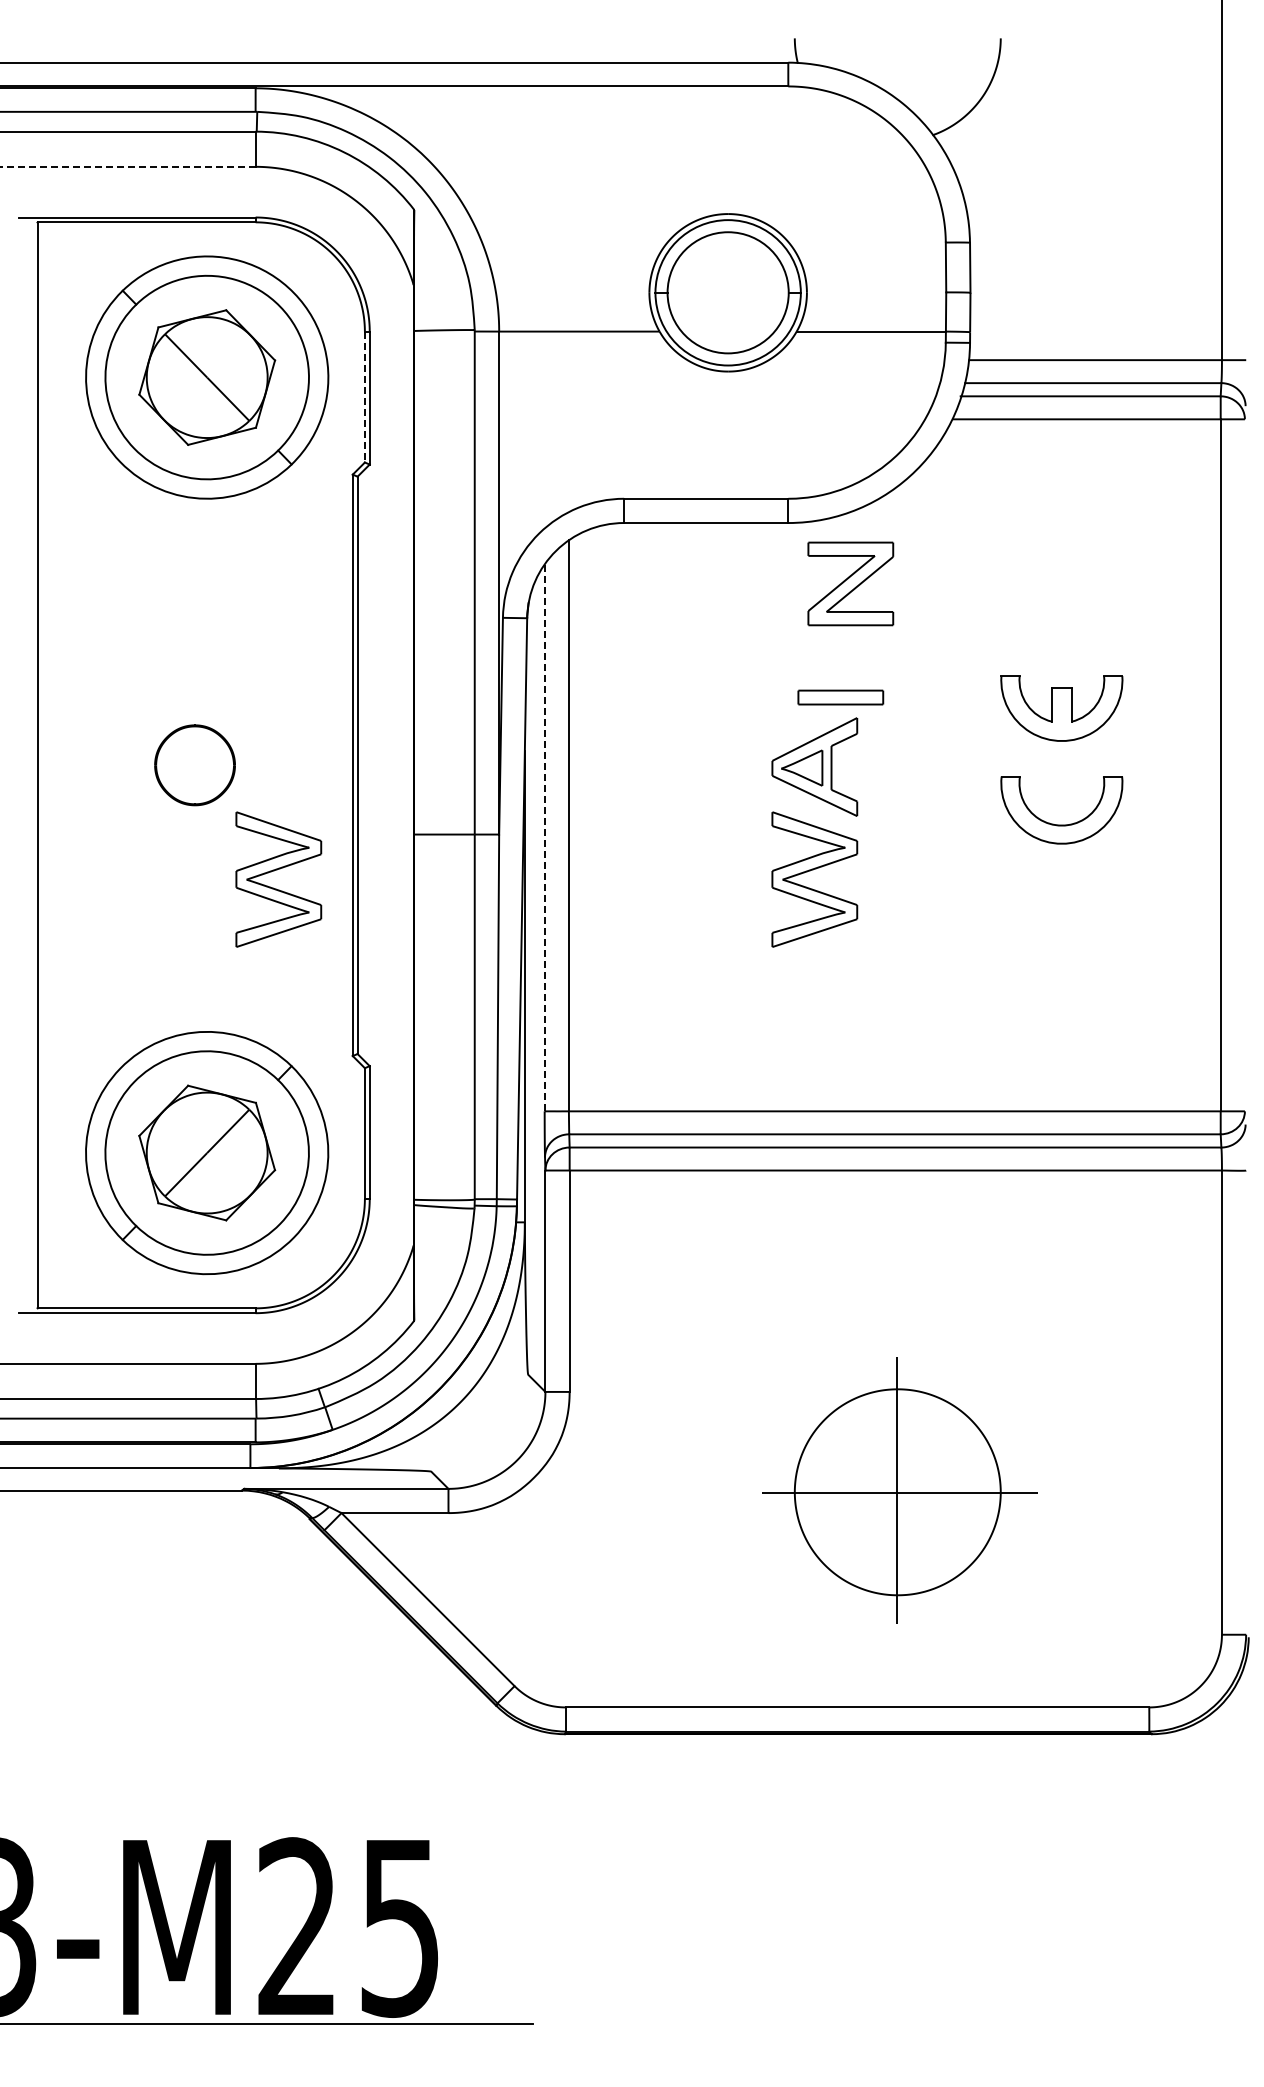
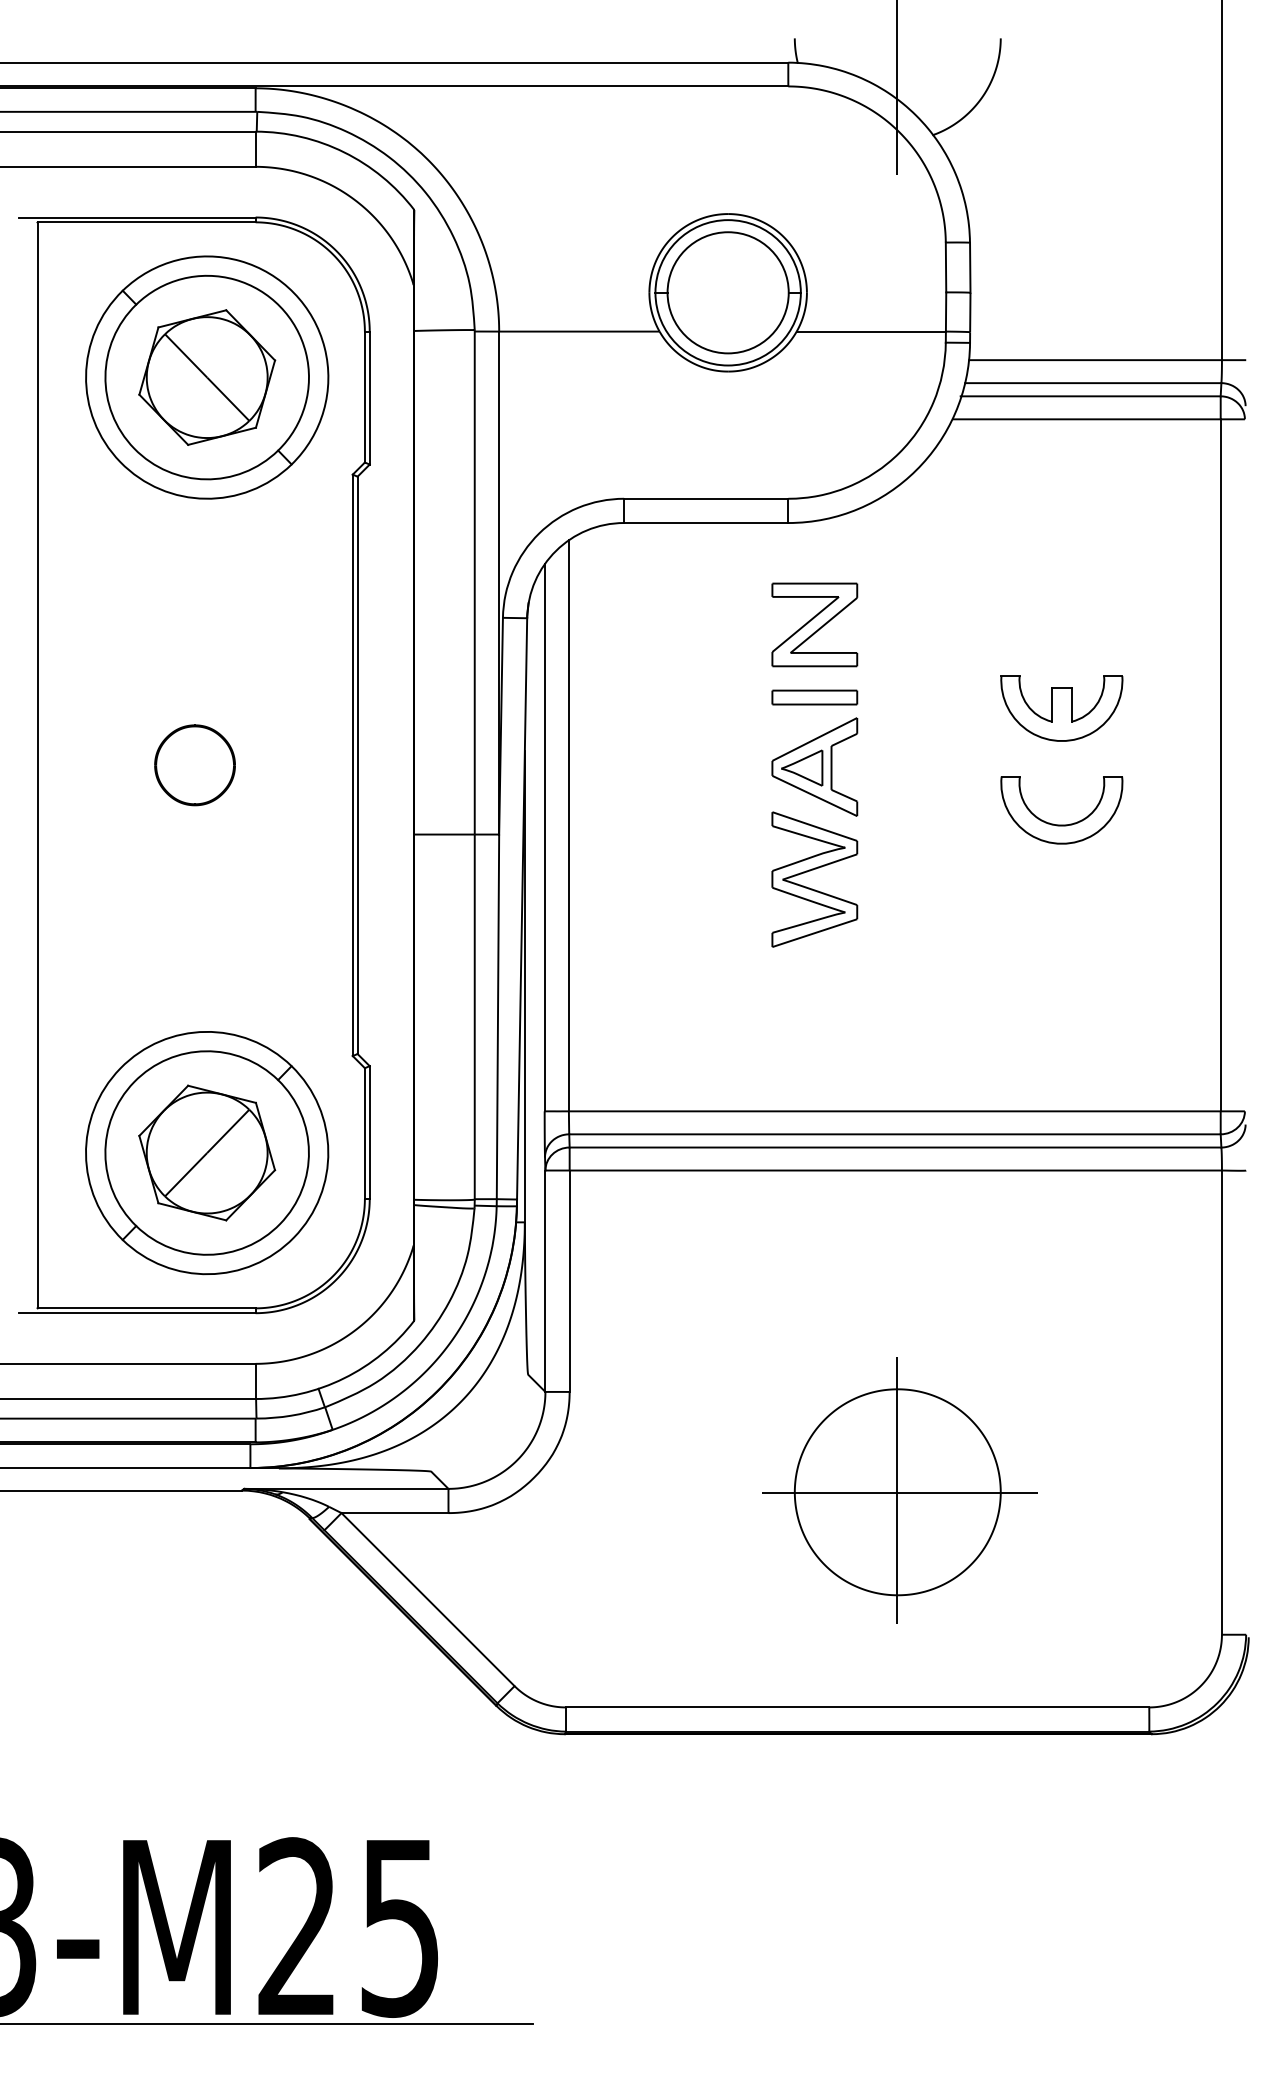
line: none -> present (896, 88)
line: dashed -> solid (127, 166)
line: dashed -> solid (364, 397)
part position: (850, 583) -> (814, 624) (814, 624)
part position: (840, 697) -> (814, 697) (814, 697)
line: dashed -> solid (544, 837)
part: present -> none (274, 871)
